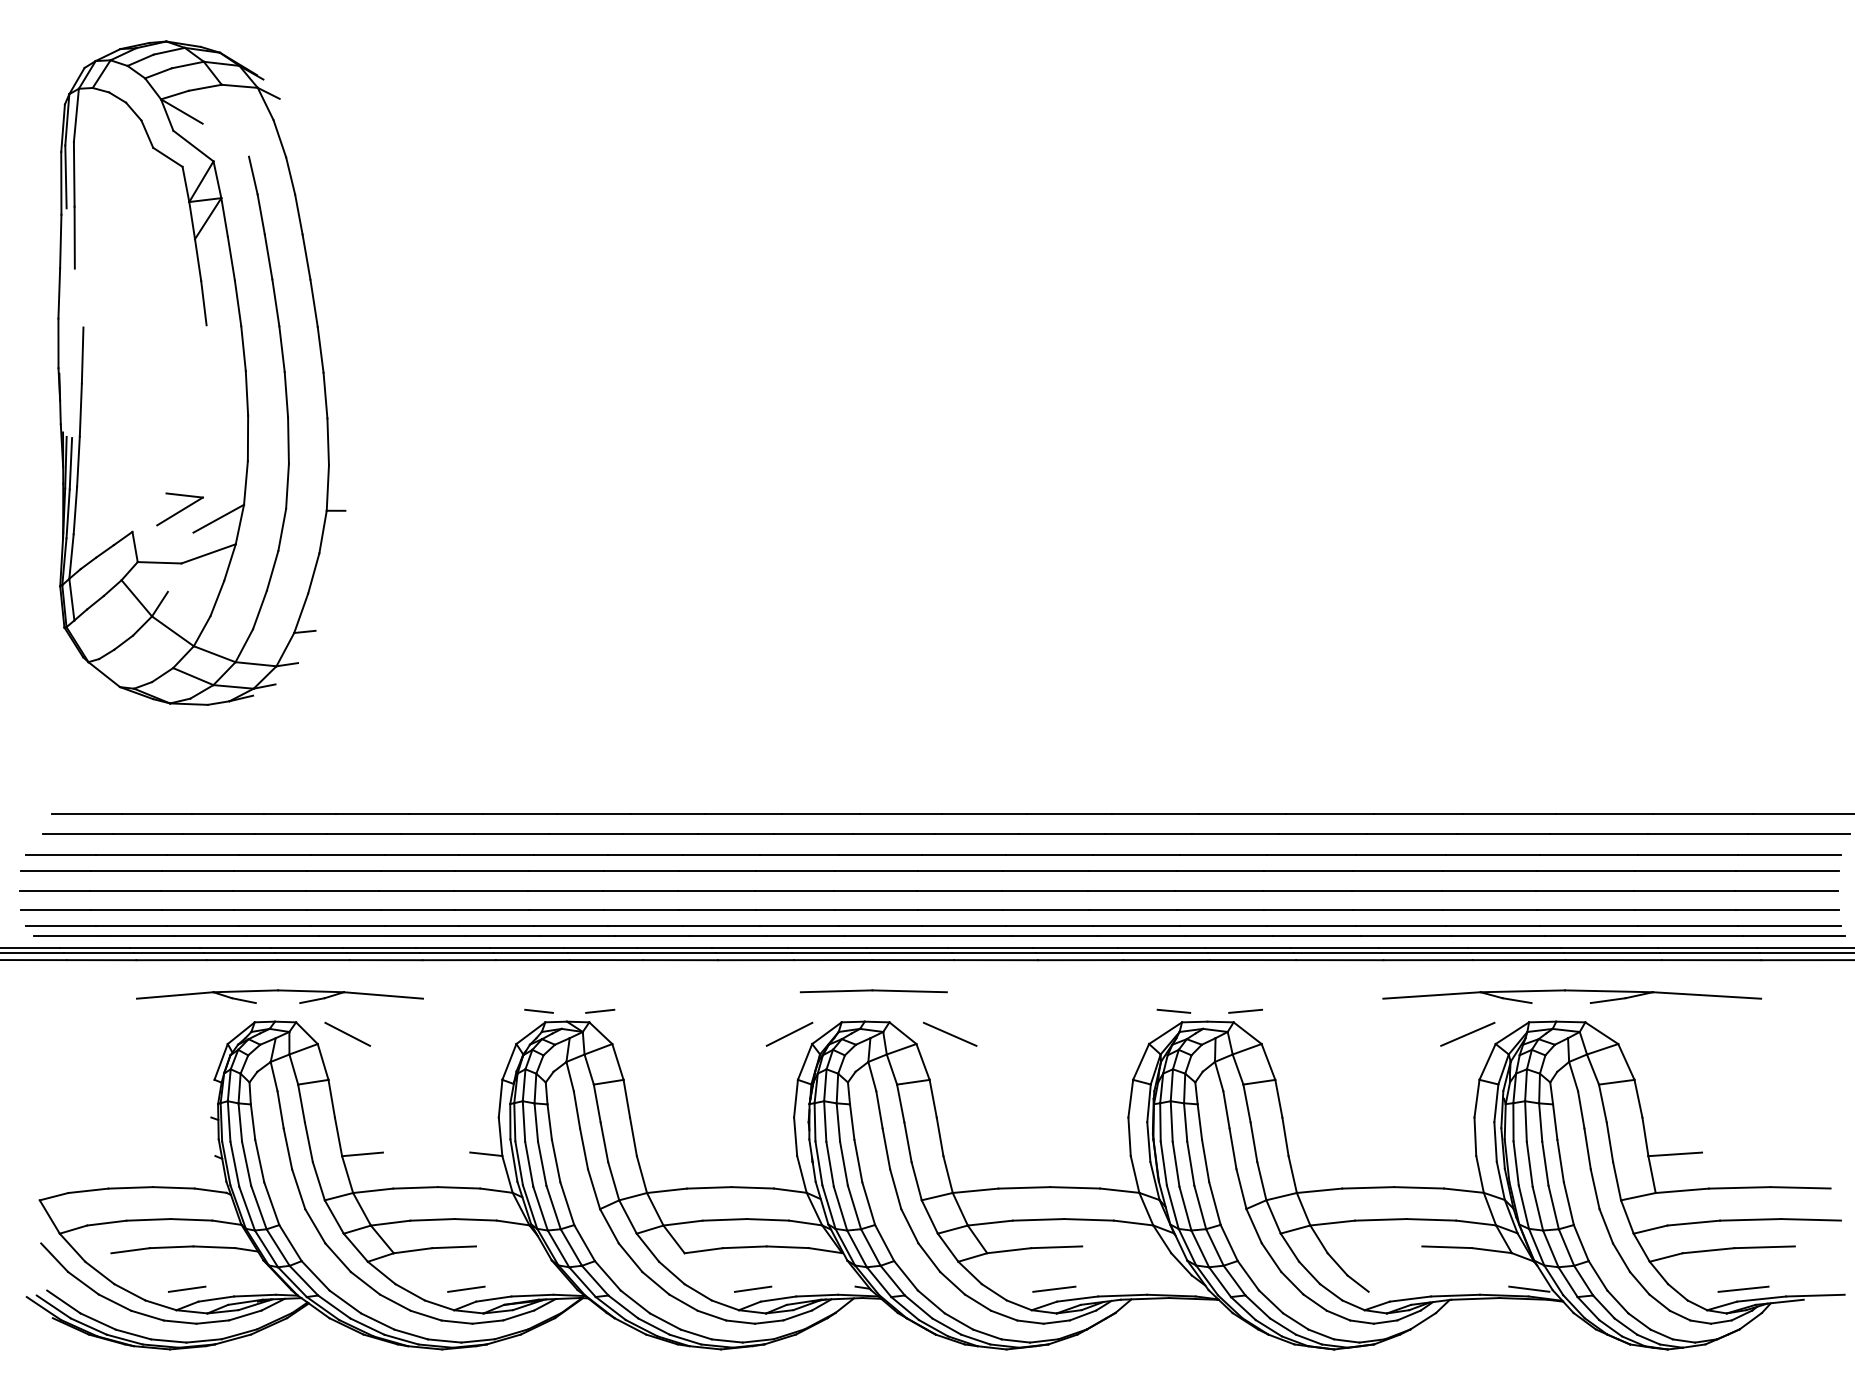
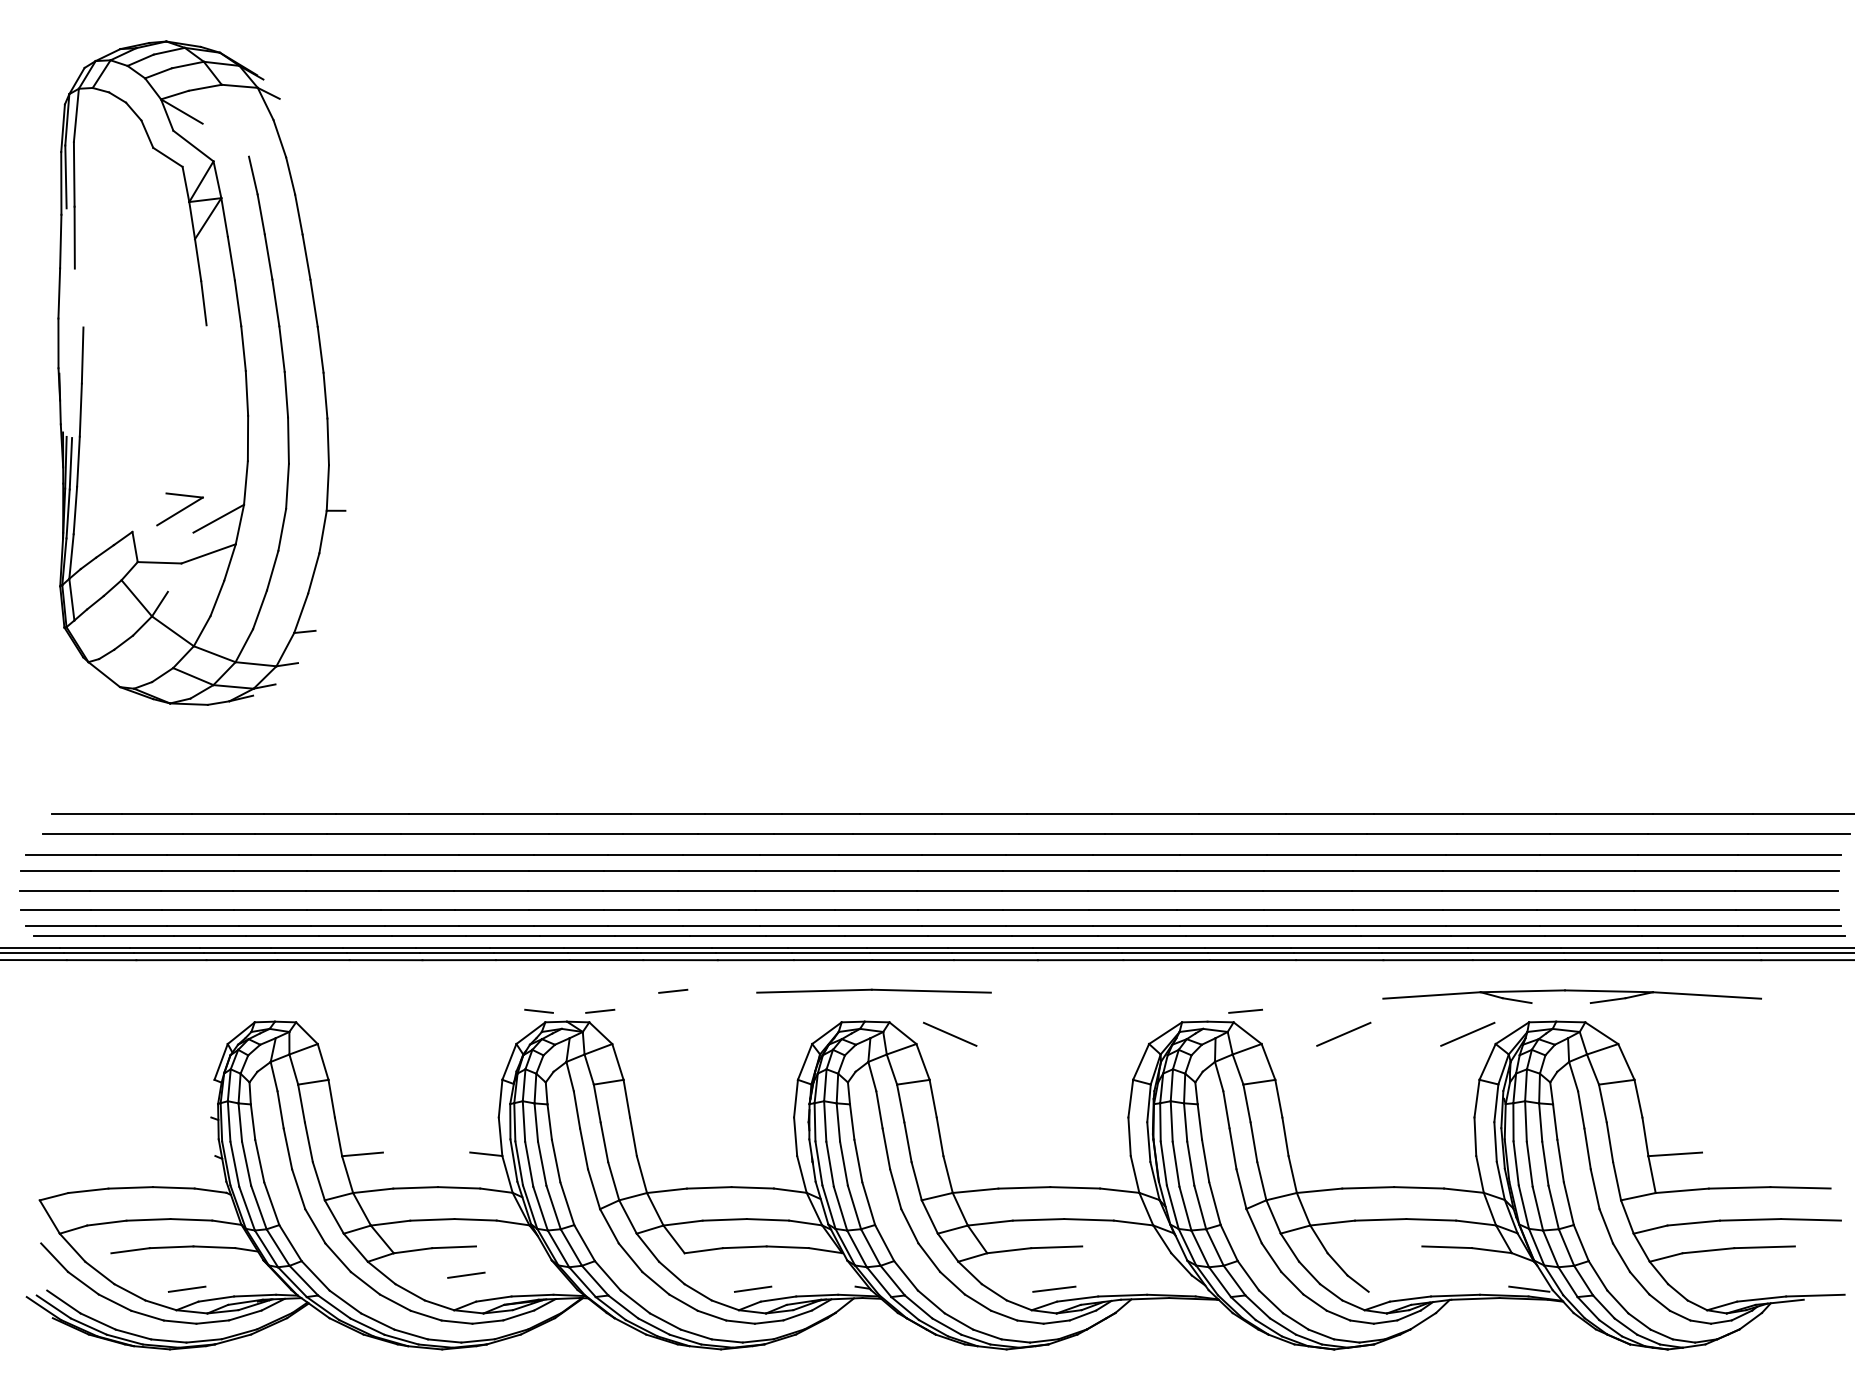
line: none -> present (673, 990)
part size: 149x5 px -> 236x6 px (873, 990)
part: present -> none (279, 996)
line: present -> none (1173, 1010)
line: present -> none (347, 1033)
line: present -> none (789, 1033)
line: none -> present (1343, 1033)
line position: (466, 1288) -> (466, 1274) (466, 1274)
line: present -> none (1743, 1288)
